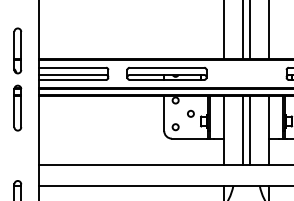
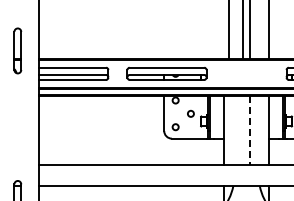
line position: (223, 30) -> (228, 30) (228, 30)
part: present -> none (17, 107)
line: present -> none (242, 130)
line: solid -> dashed (250, 130)
